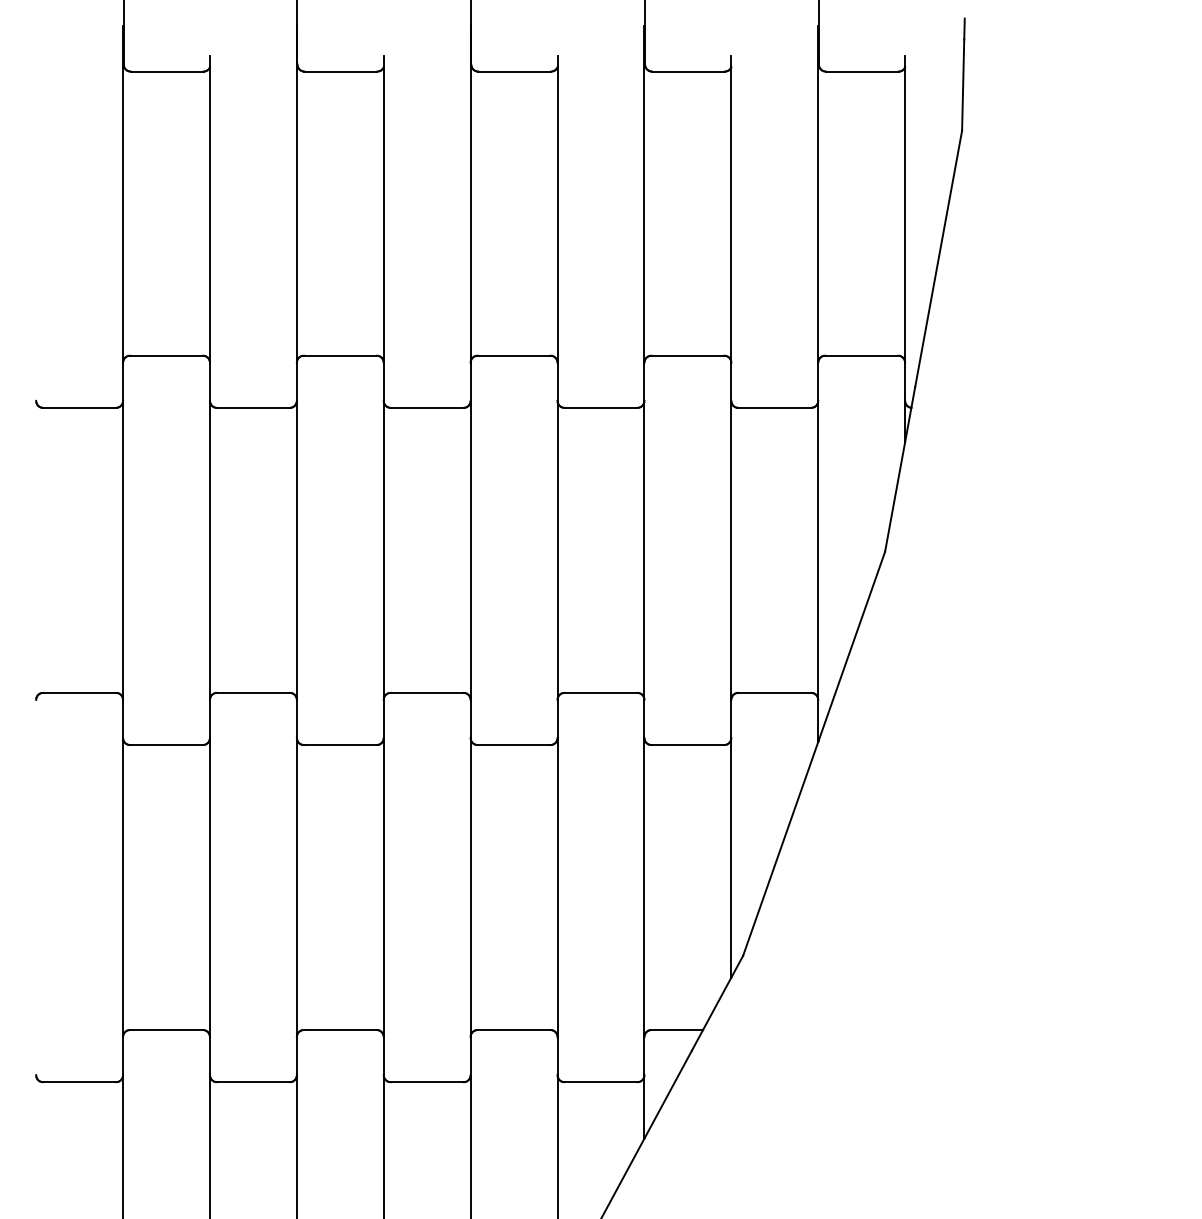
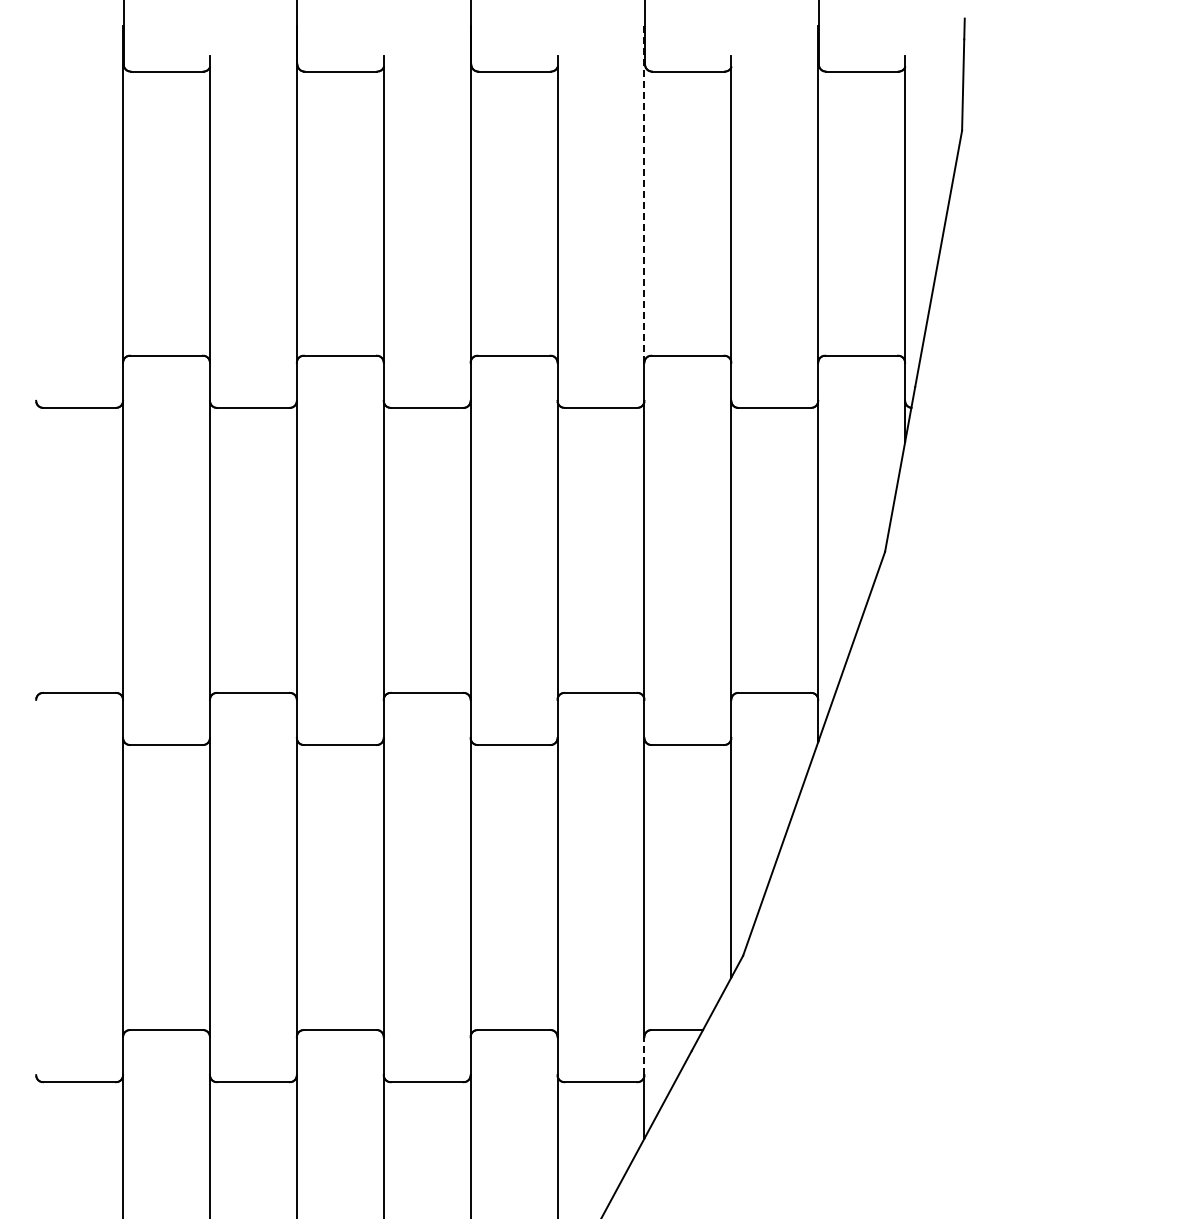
line: solid -> dashed (644, 194)
line: solid -> dashed (644, 1055)
